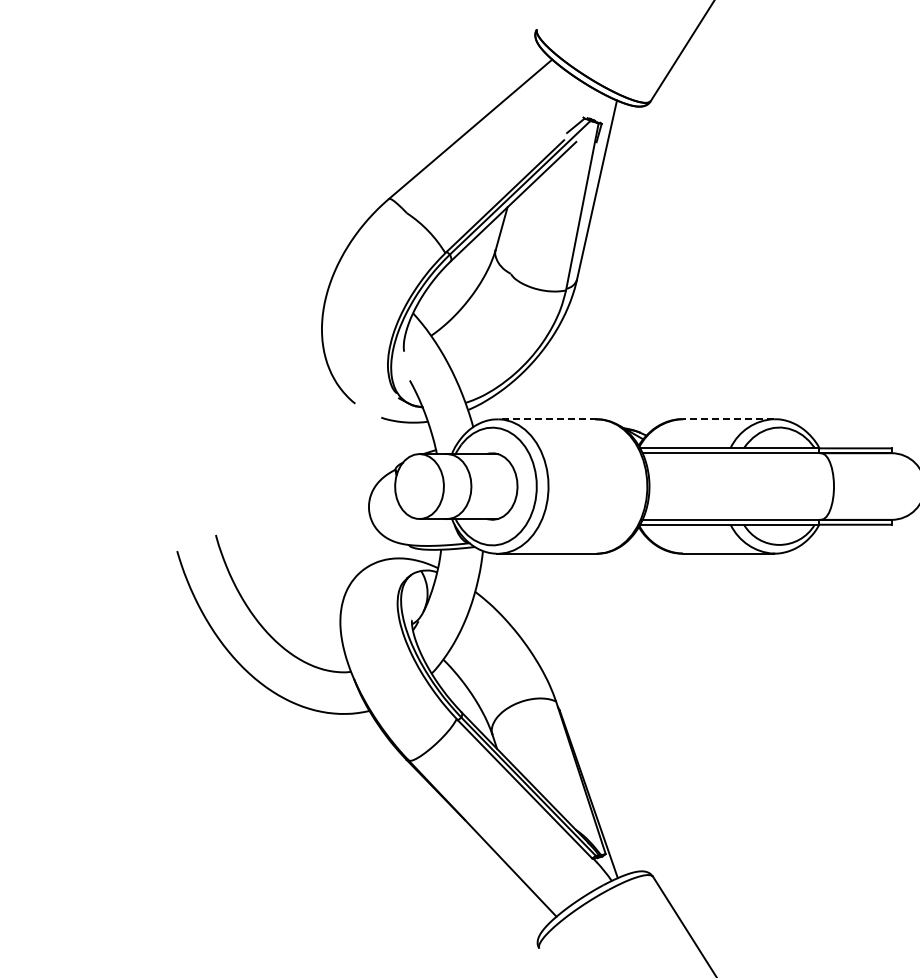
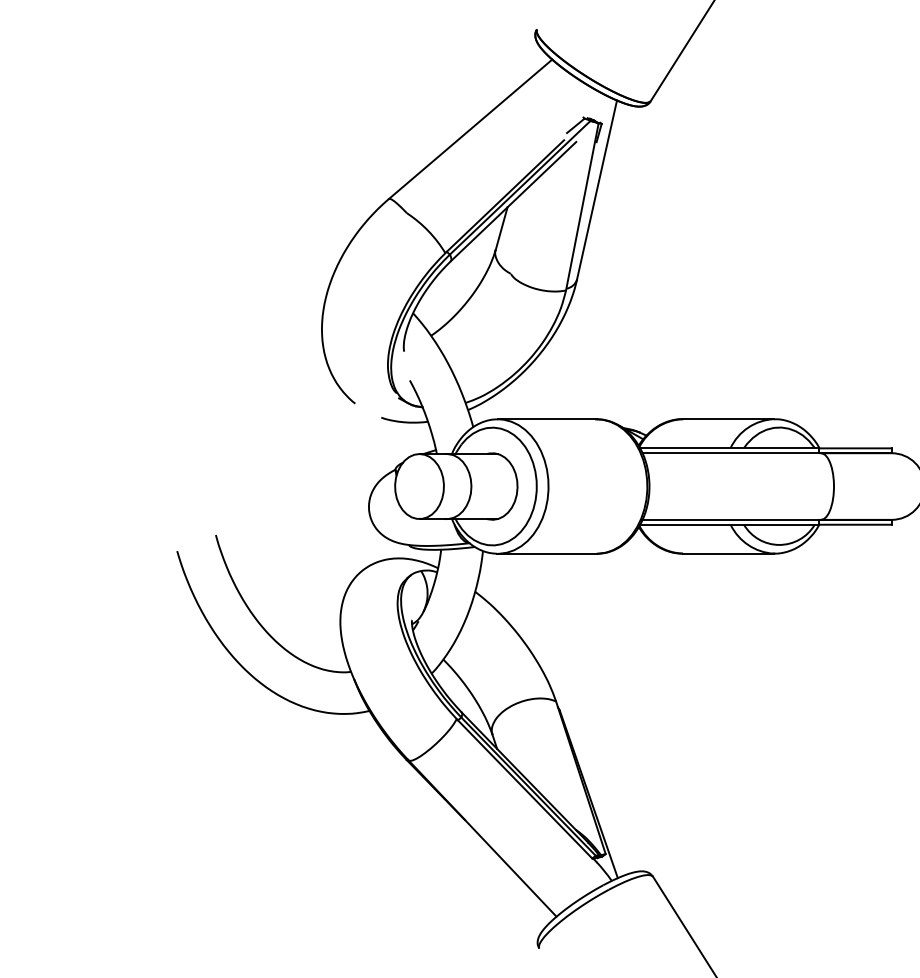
line: dashed -> solid (546, 419)
line: dashed -> solid (728, 419)
